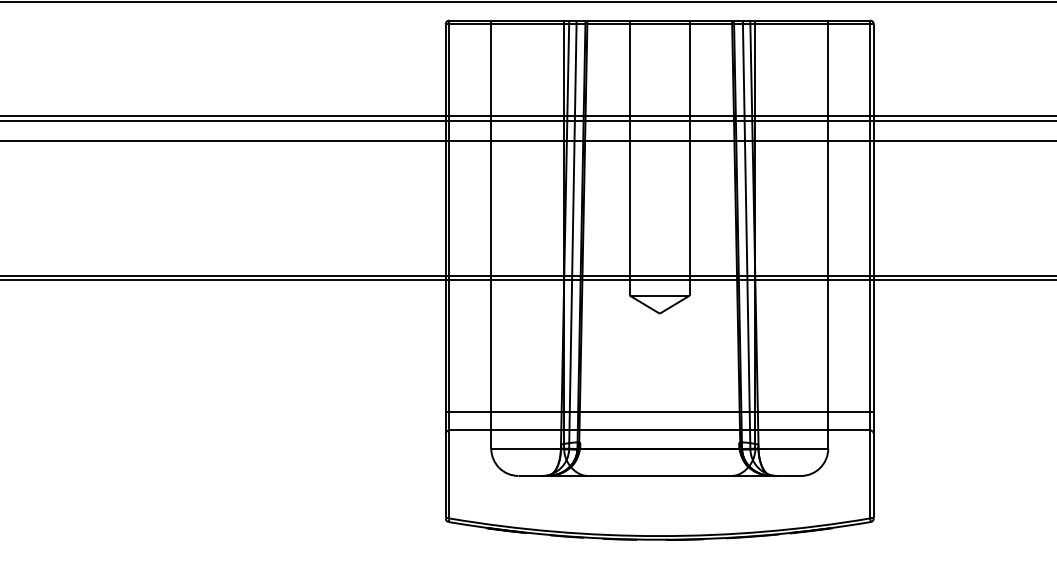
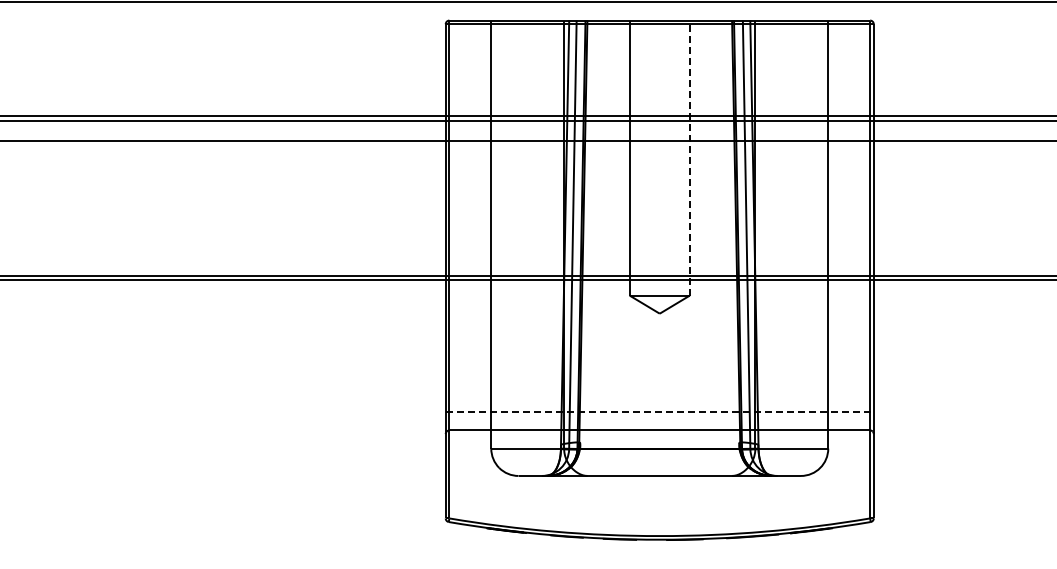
line: solid -> dashed (689, 158)
line: solid -> dashed (660, 412)
